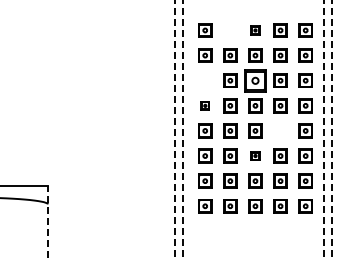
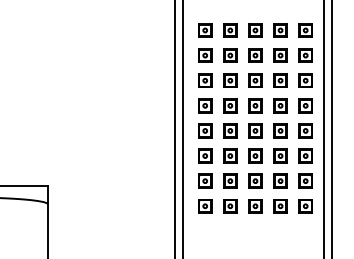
part: none -> present (230, 30)
part size: 11x11 px -> 15x15 px (255, 30)
part: none -> present (205, 80)
part size: 23x24 px -> 15x15 px (255, 80)
part size: 10x10 px -> 15x16 px (205, 105)
line: dashed -> solid (175, 129)
line: dashed -> solid (183, 129)
line: dashed -> solid (324, 129)
line: dashed -> solid (331, 129)
part: none -> present (280, 130)
part size: 11x10 px -> 15x16 px (255, 155)
line: dashed -> solid (47, 221)
